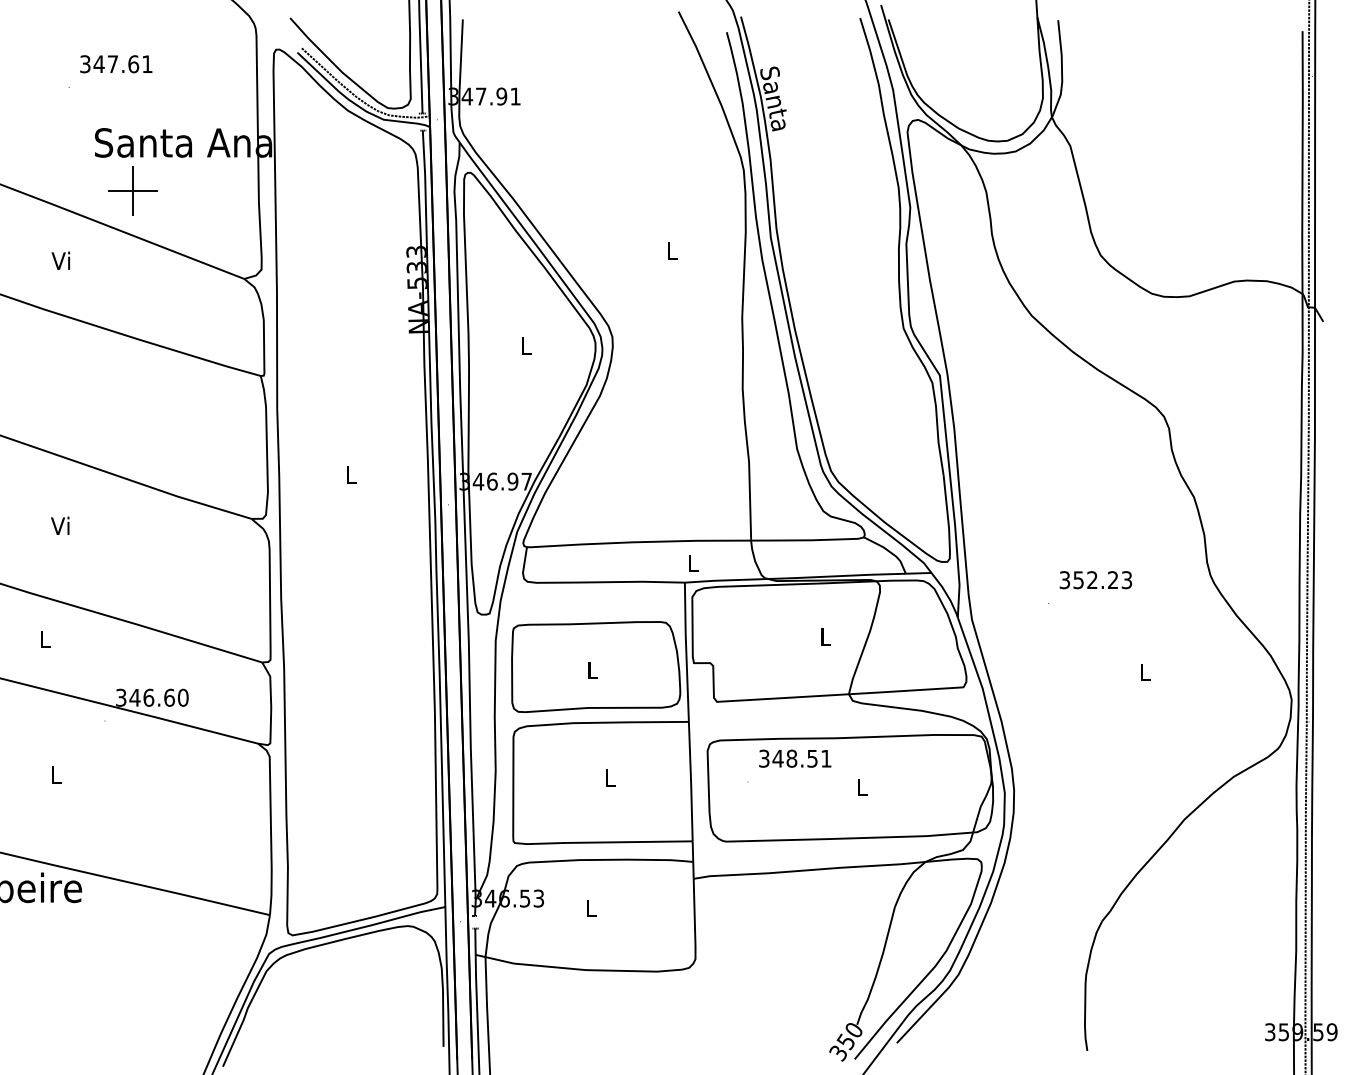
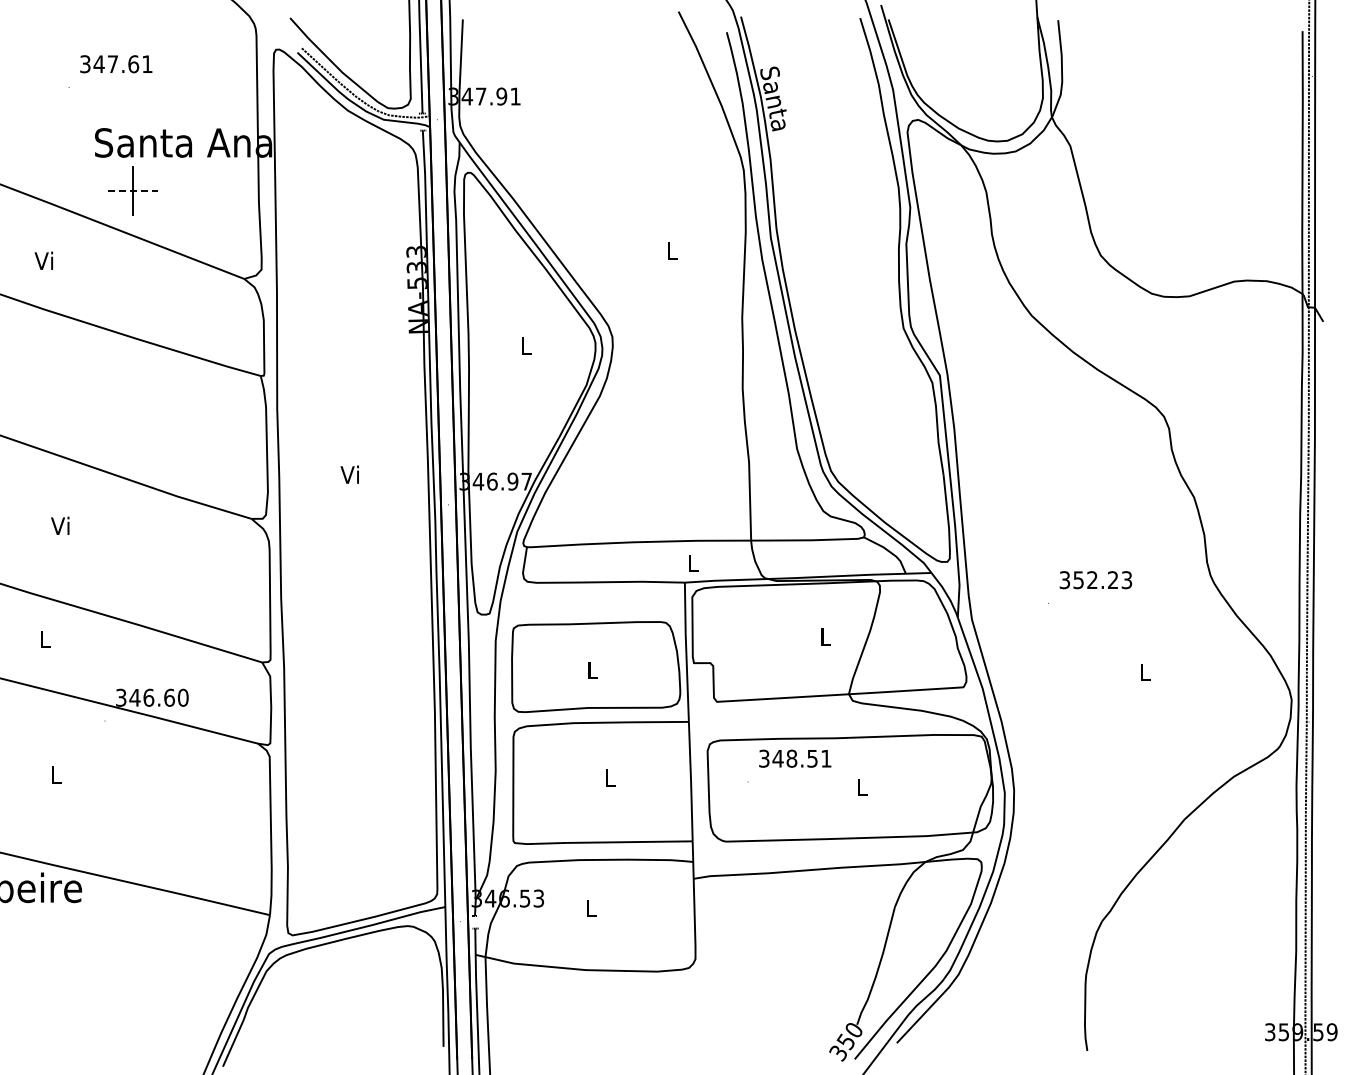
line: solid -> dashed (133, 191)
text position: (60, 260) -> (43, 260) (43, 260)
text: L -> Vi (349, 474)
